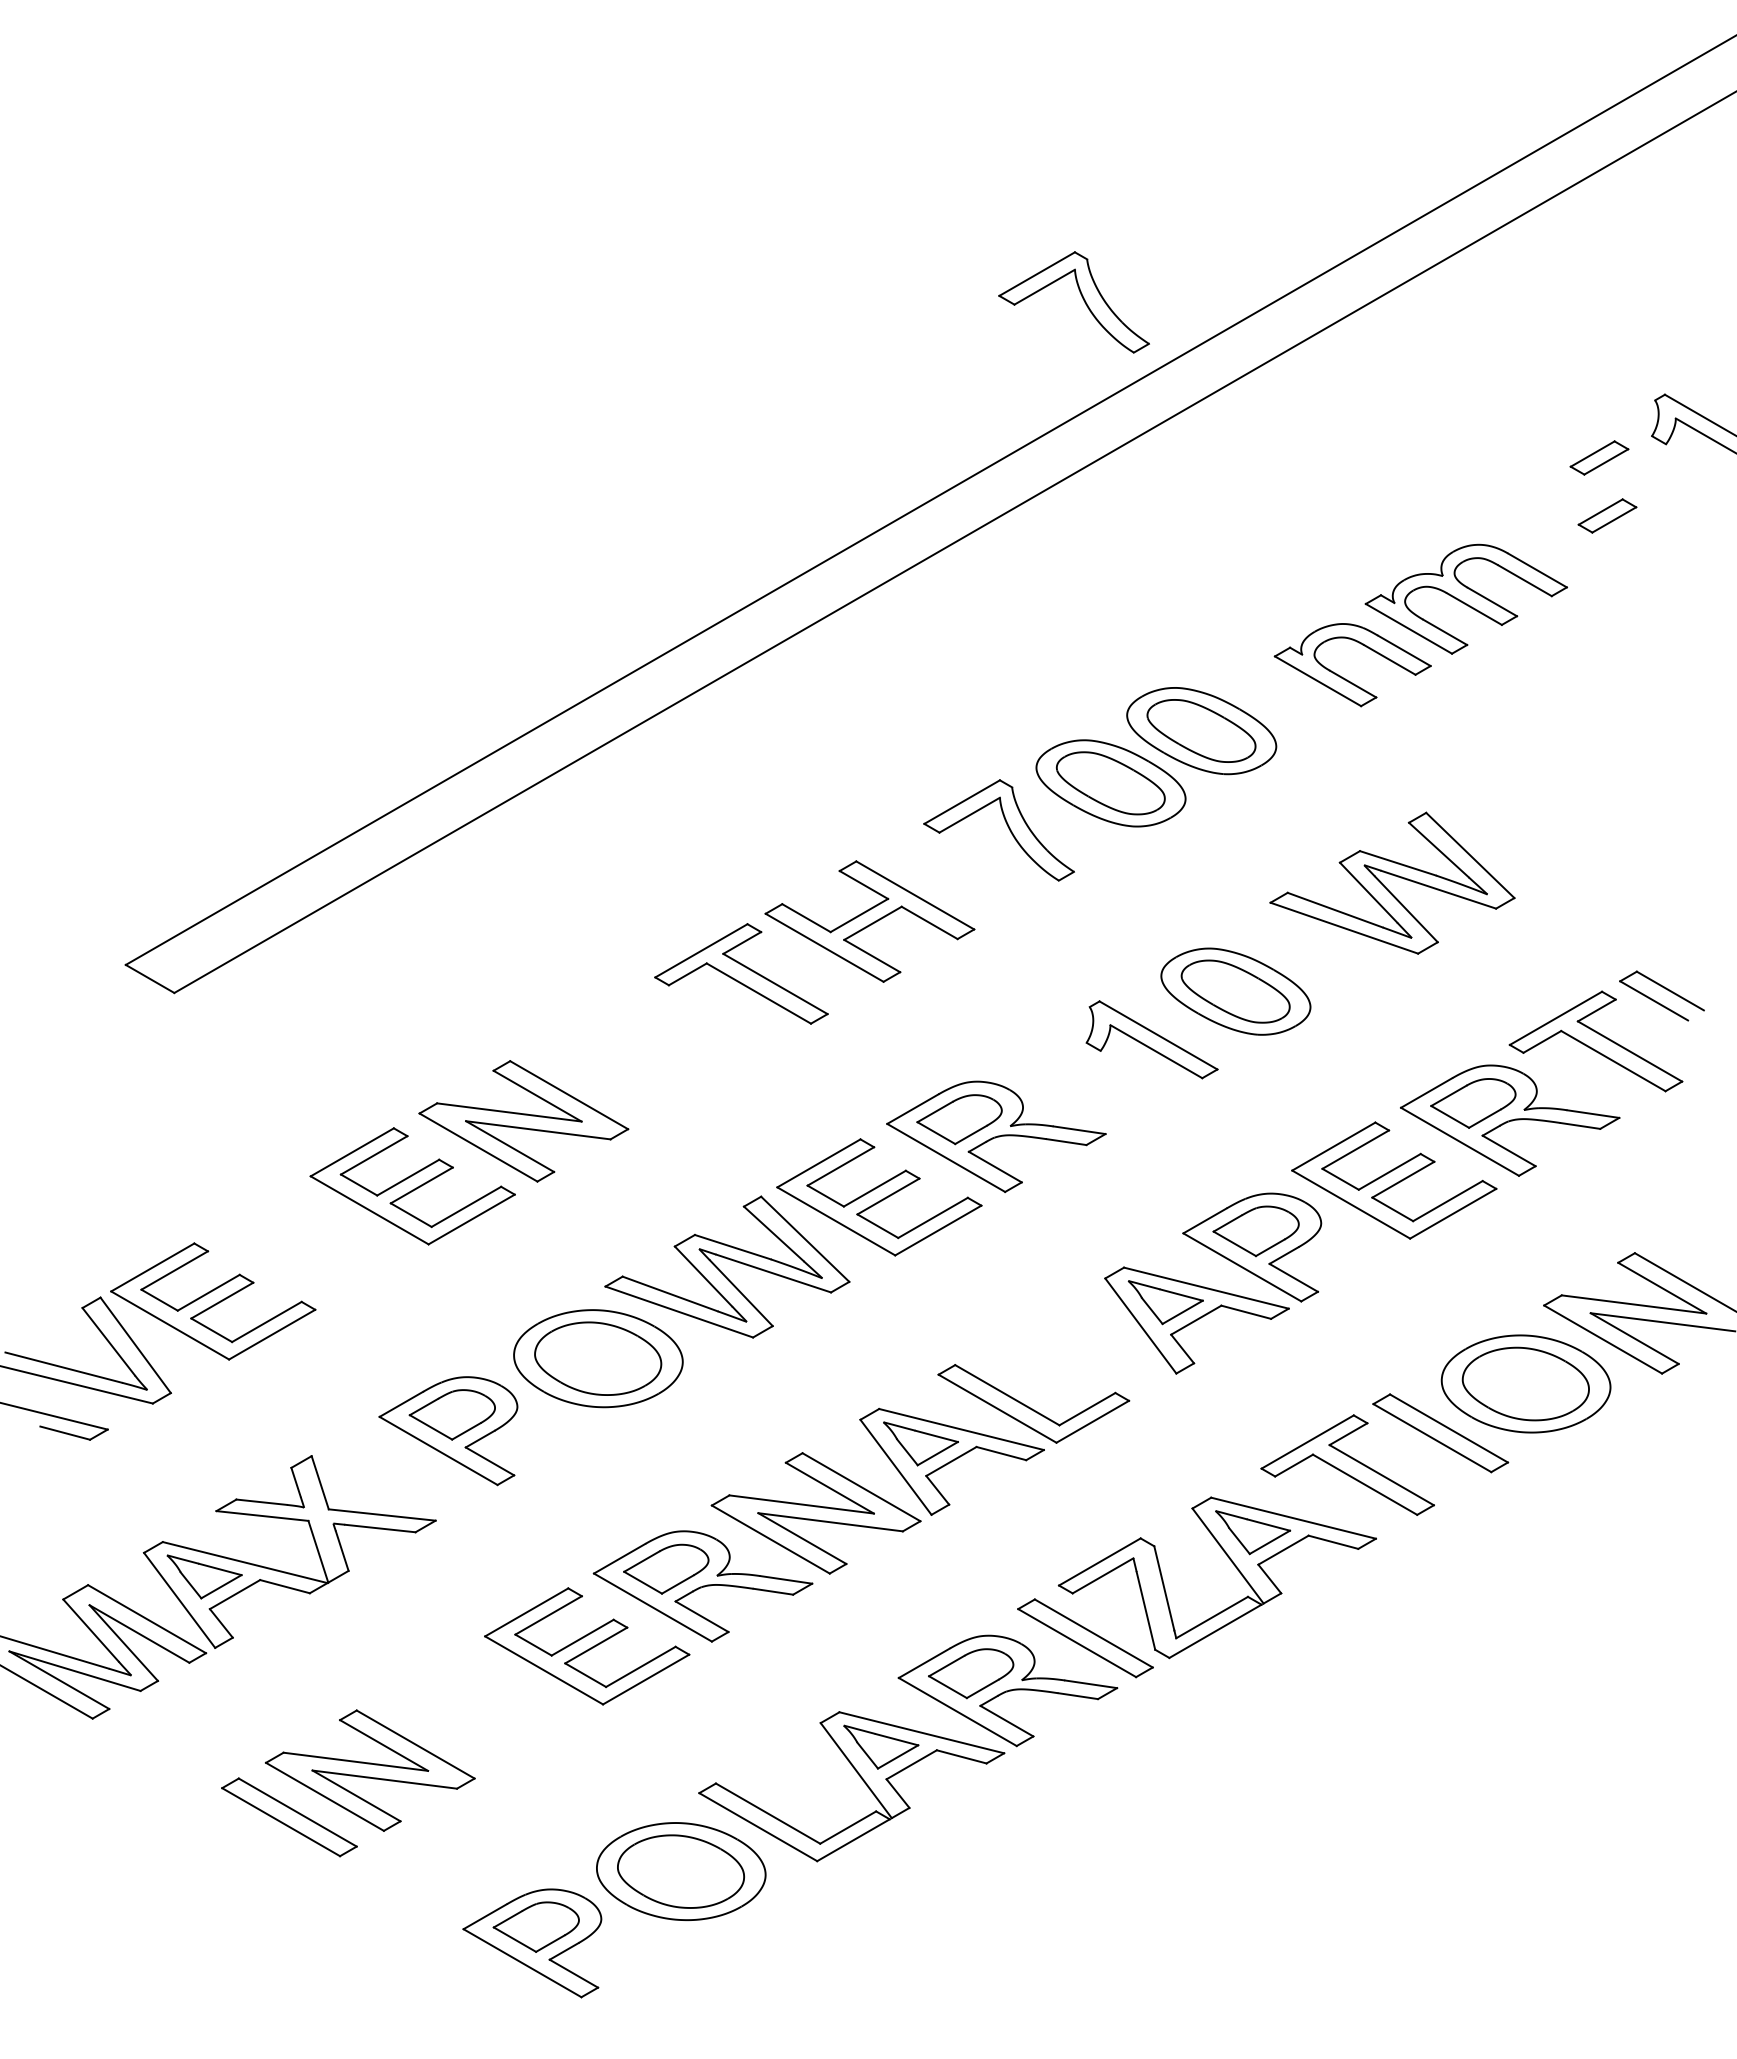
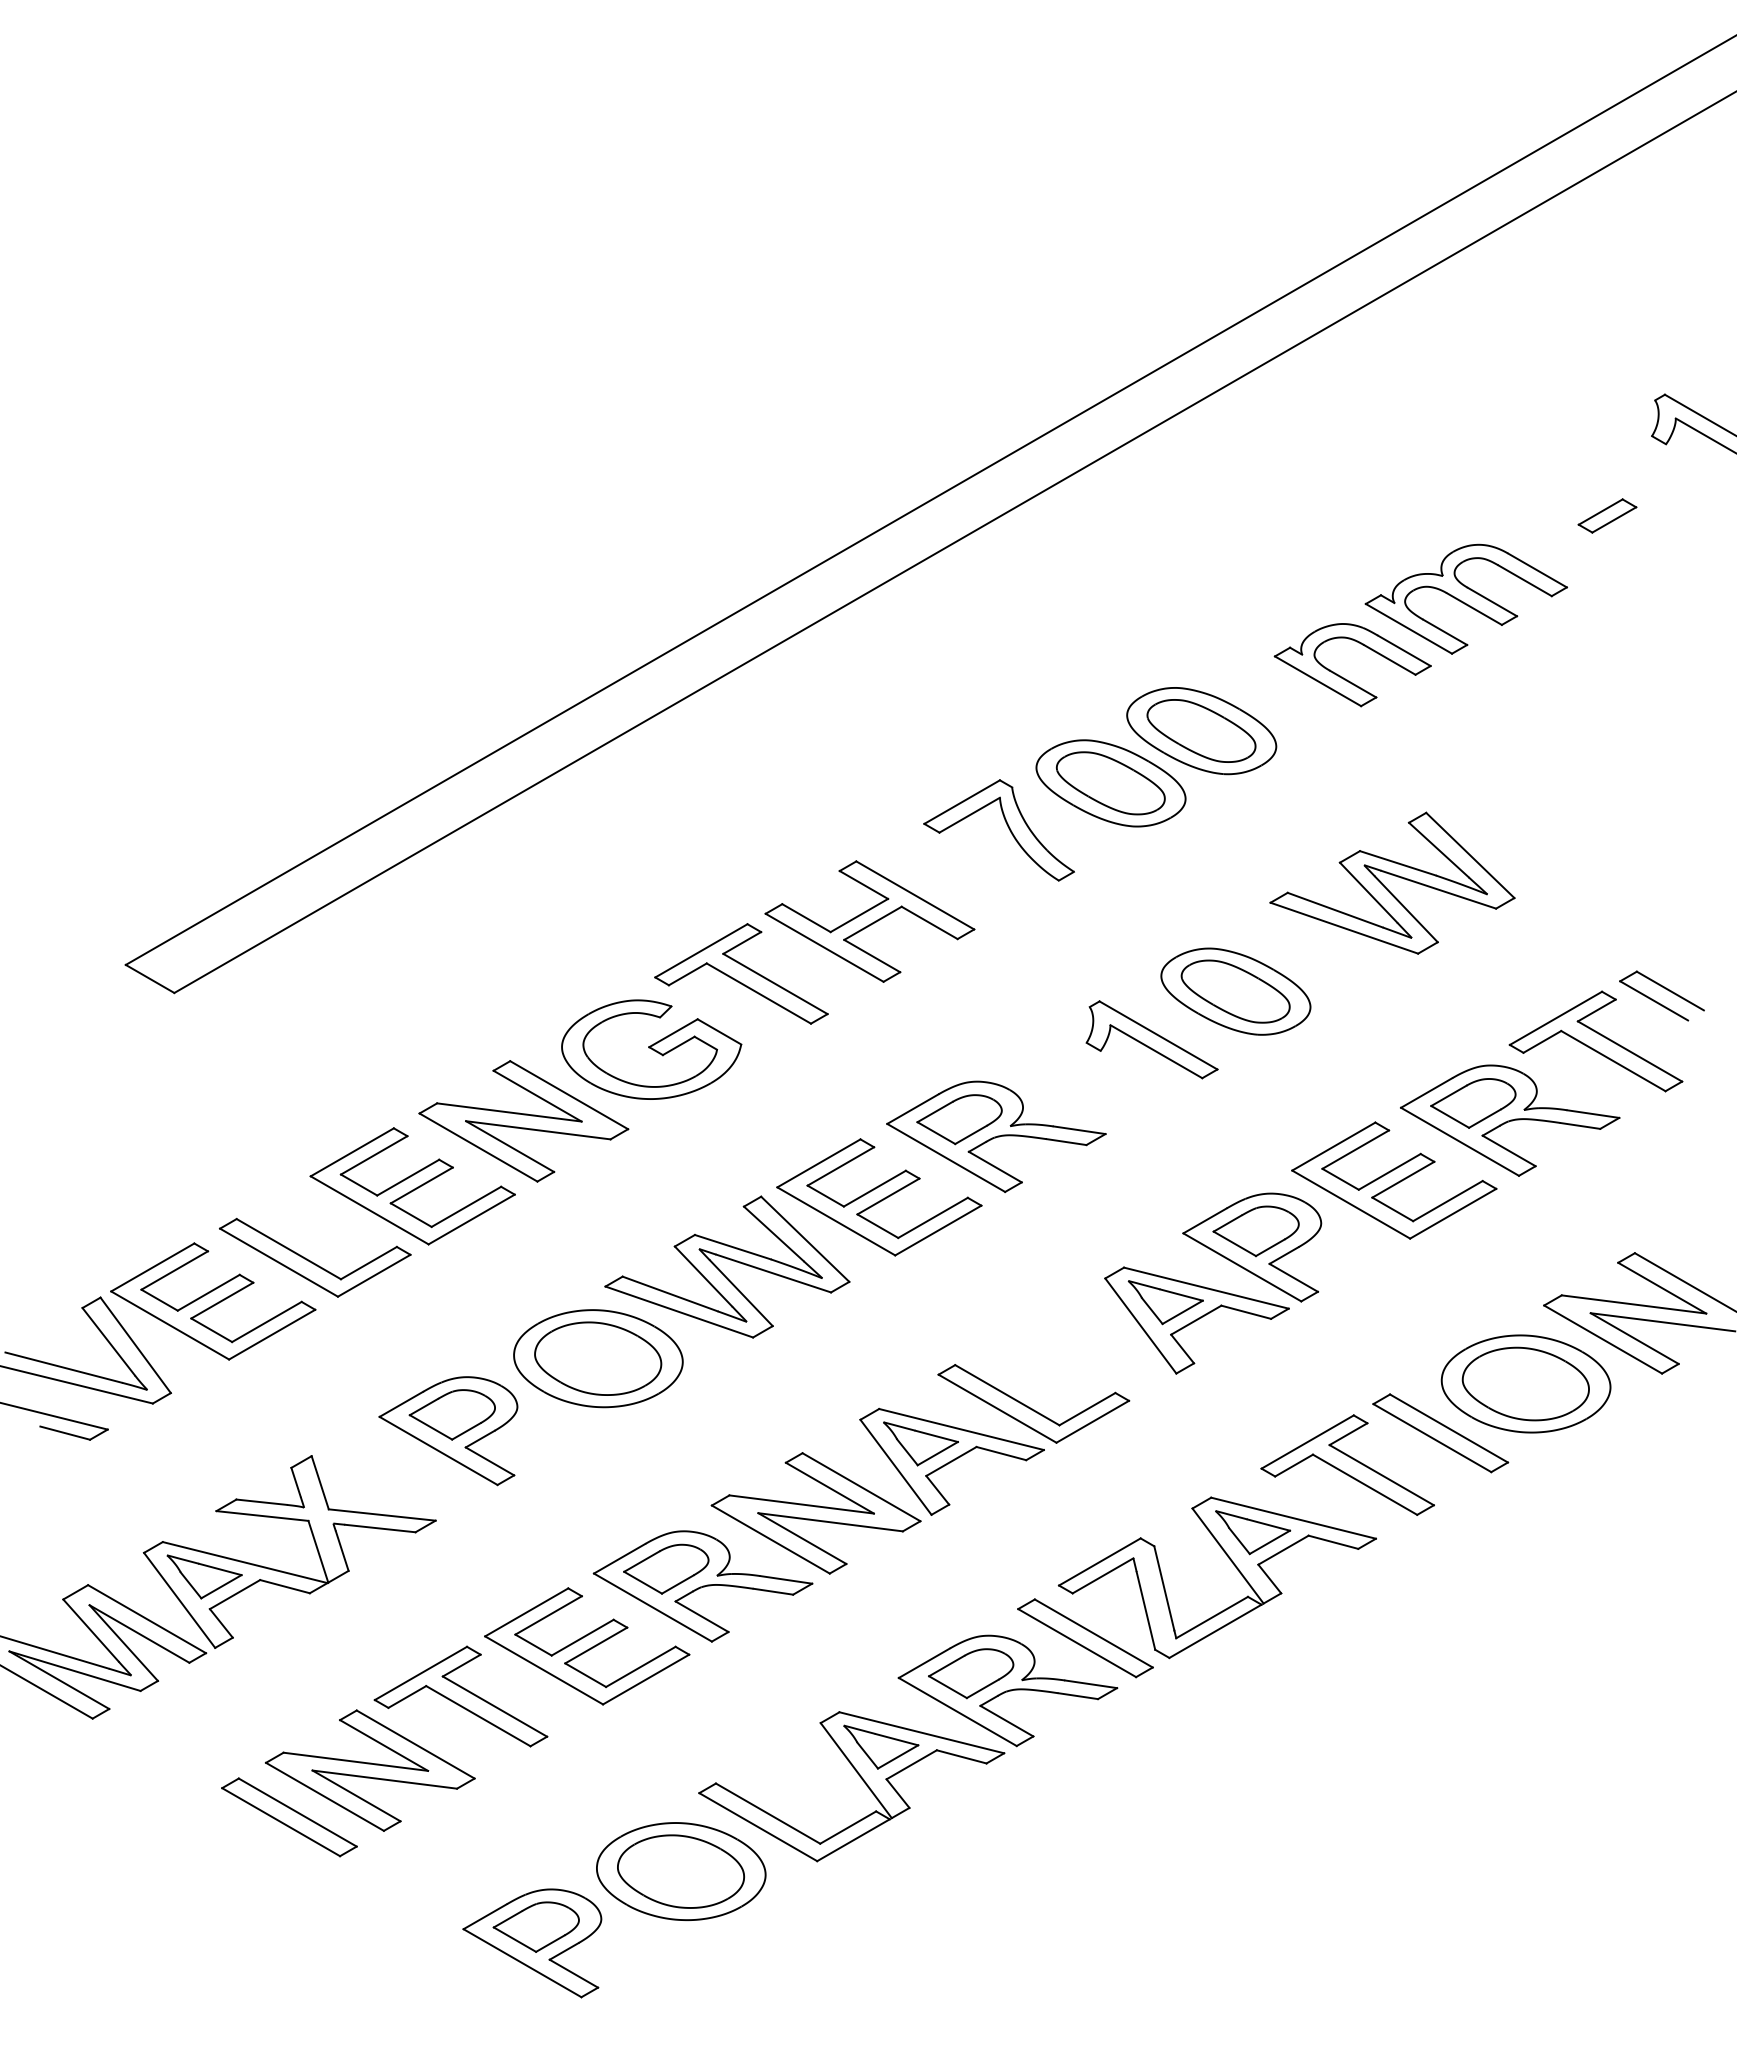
part: present -> none (1082, 298)
part: present -> none (1599, 457)
part: none -> present (651, 1049)
part: none -> present (315, 1257)
part: none -> present (460, 1696)
